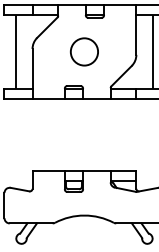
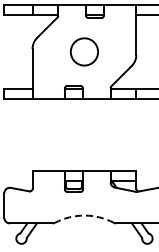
line: present -> none (16, 51)
line: present -> none (152, 51)
arc: solid -> dashed (84, 215)
